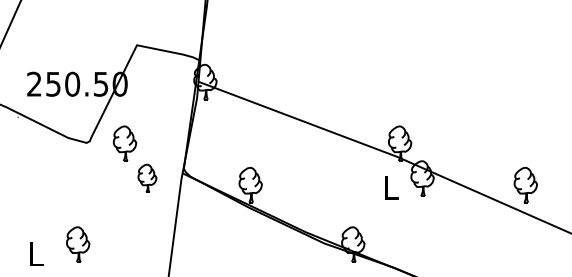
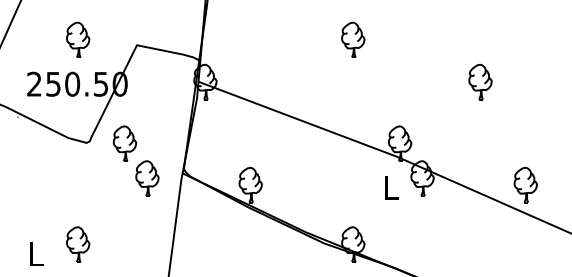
part: none -> present (78, 39)
part: none -> present (353, 39)
part: none -> present (480, 81)
part size: 21x30 px -> 25x37 px (147, 178)
